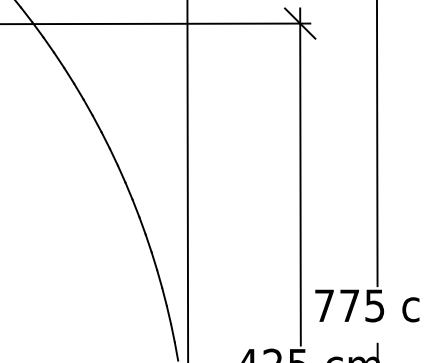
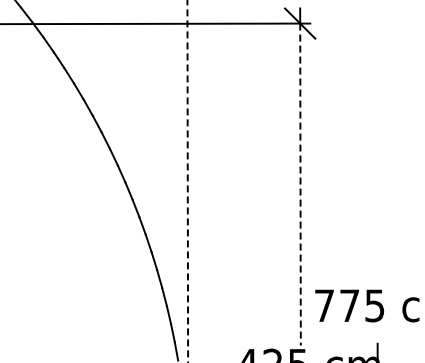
line: present -> none (376, 144)
line: solid -> dashed (187, 181)
line: solid -> dashed (300, 184)
